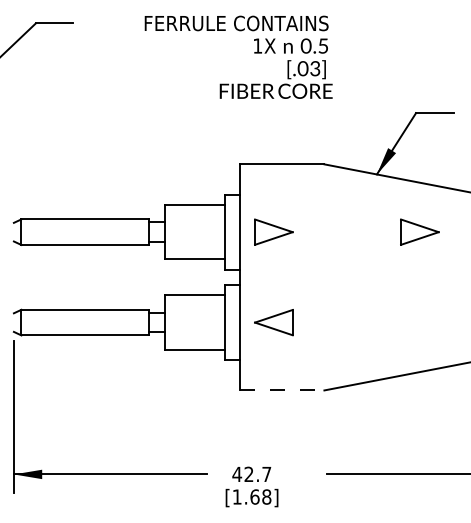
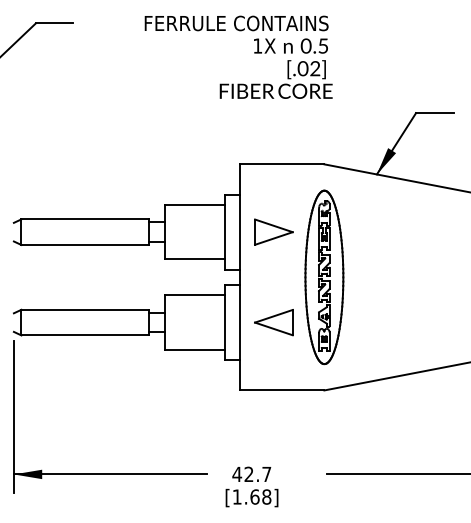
text: [.03] -> [.02] (315, 70)
part: present -> none (419, 231)
part: none -> present (324, 277)
line: dashed -> solid (282, 390)
